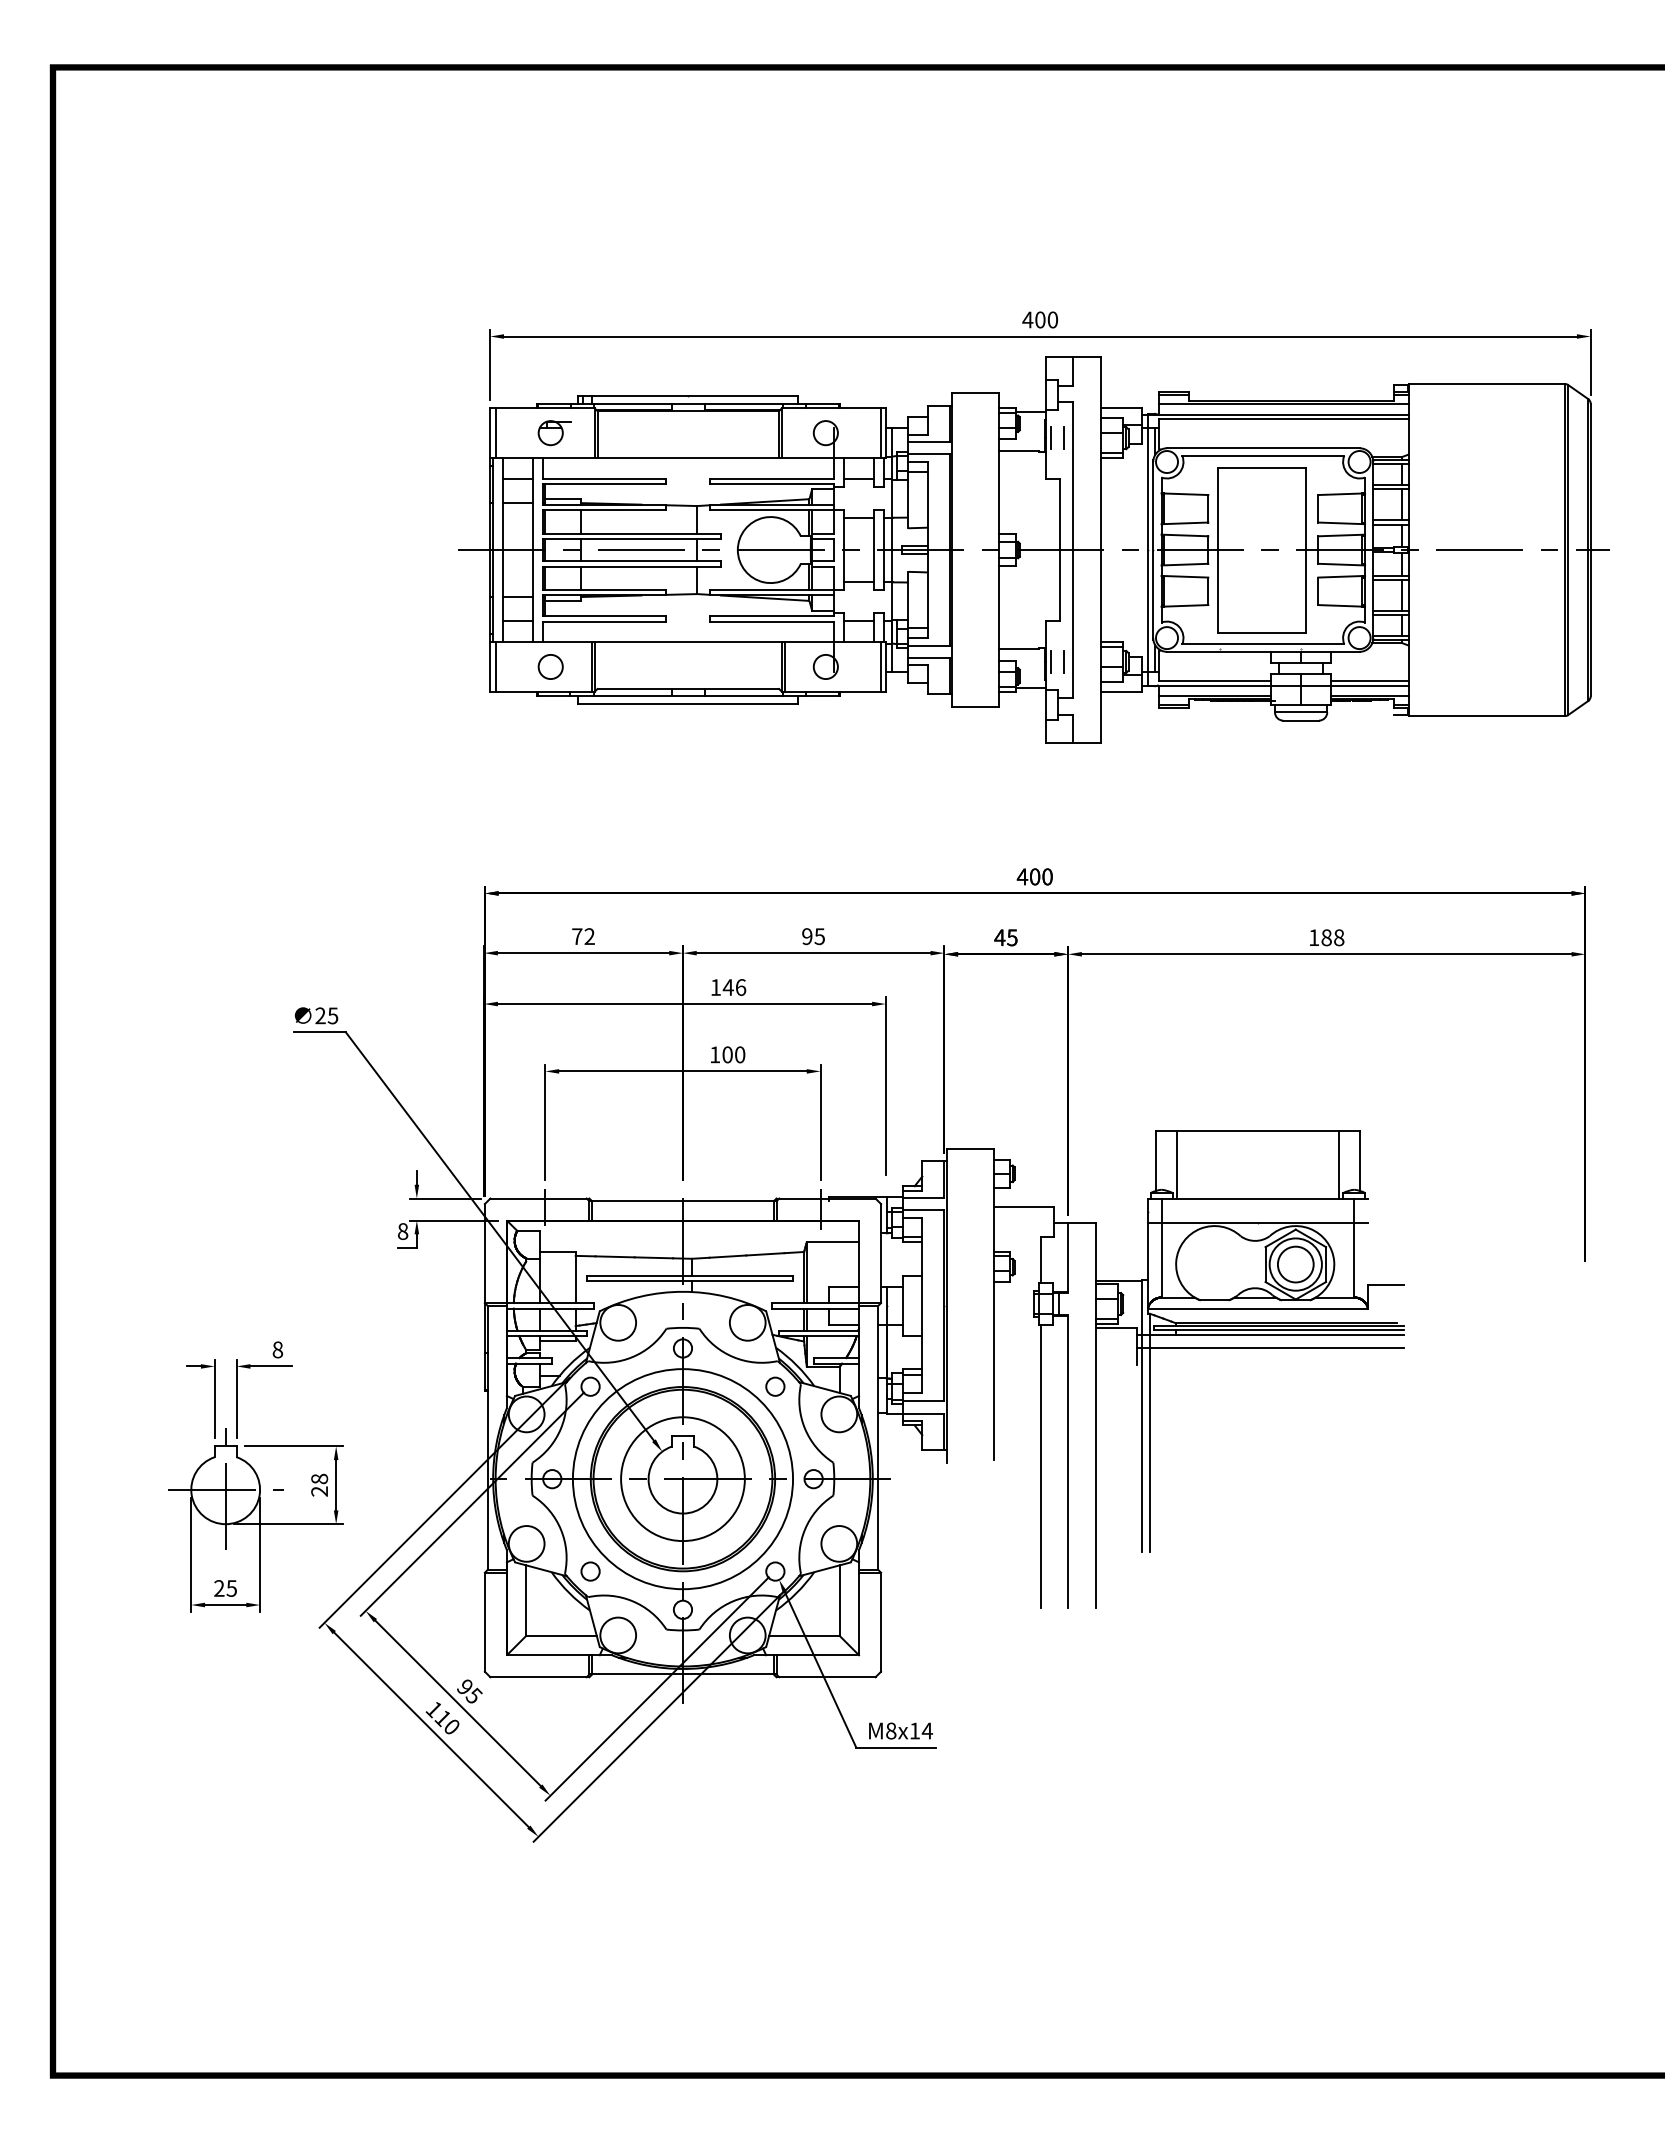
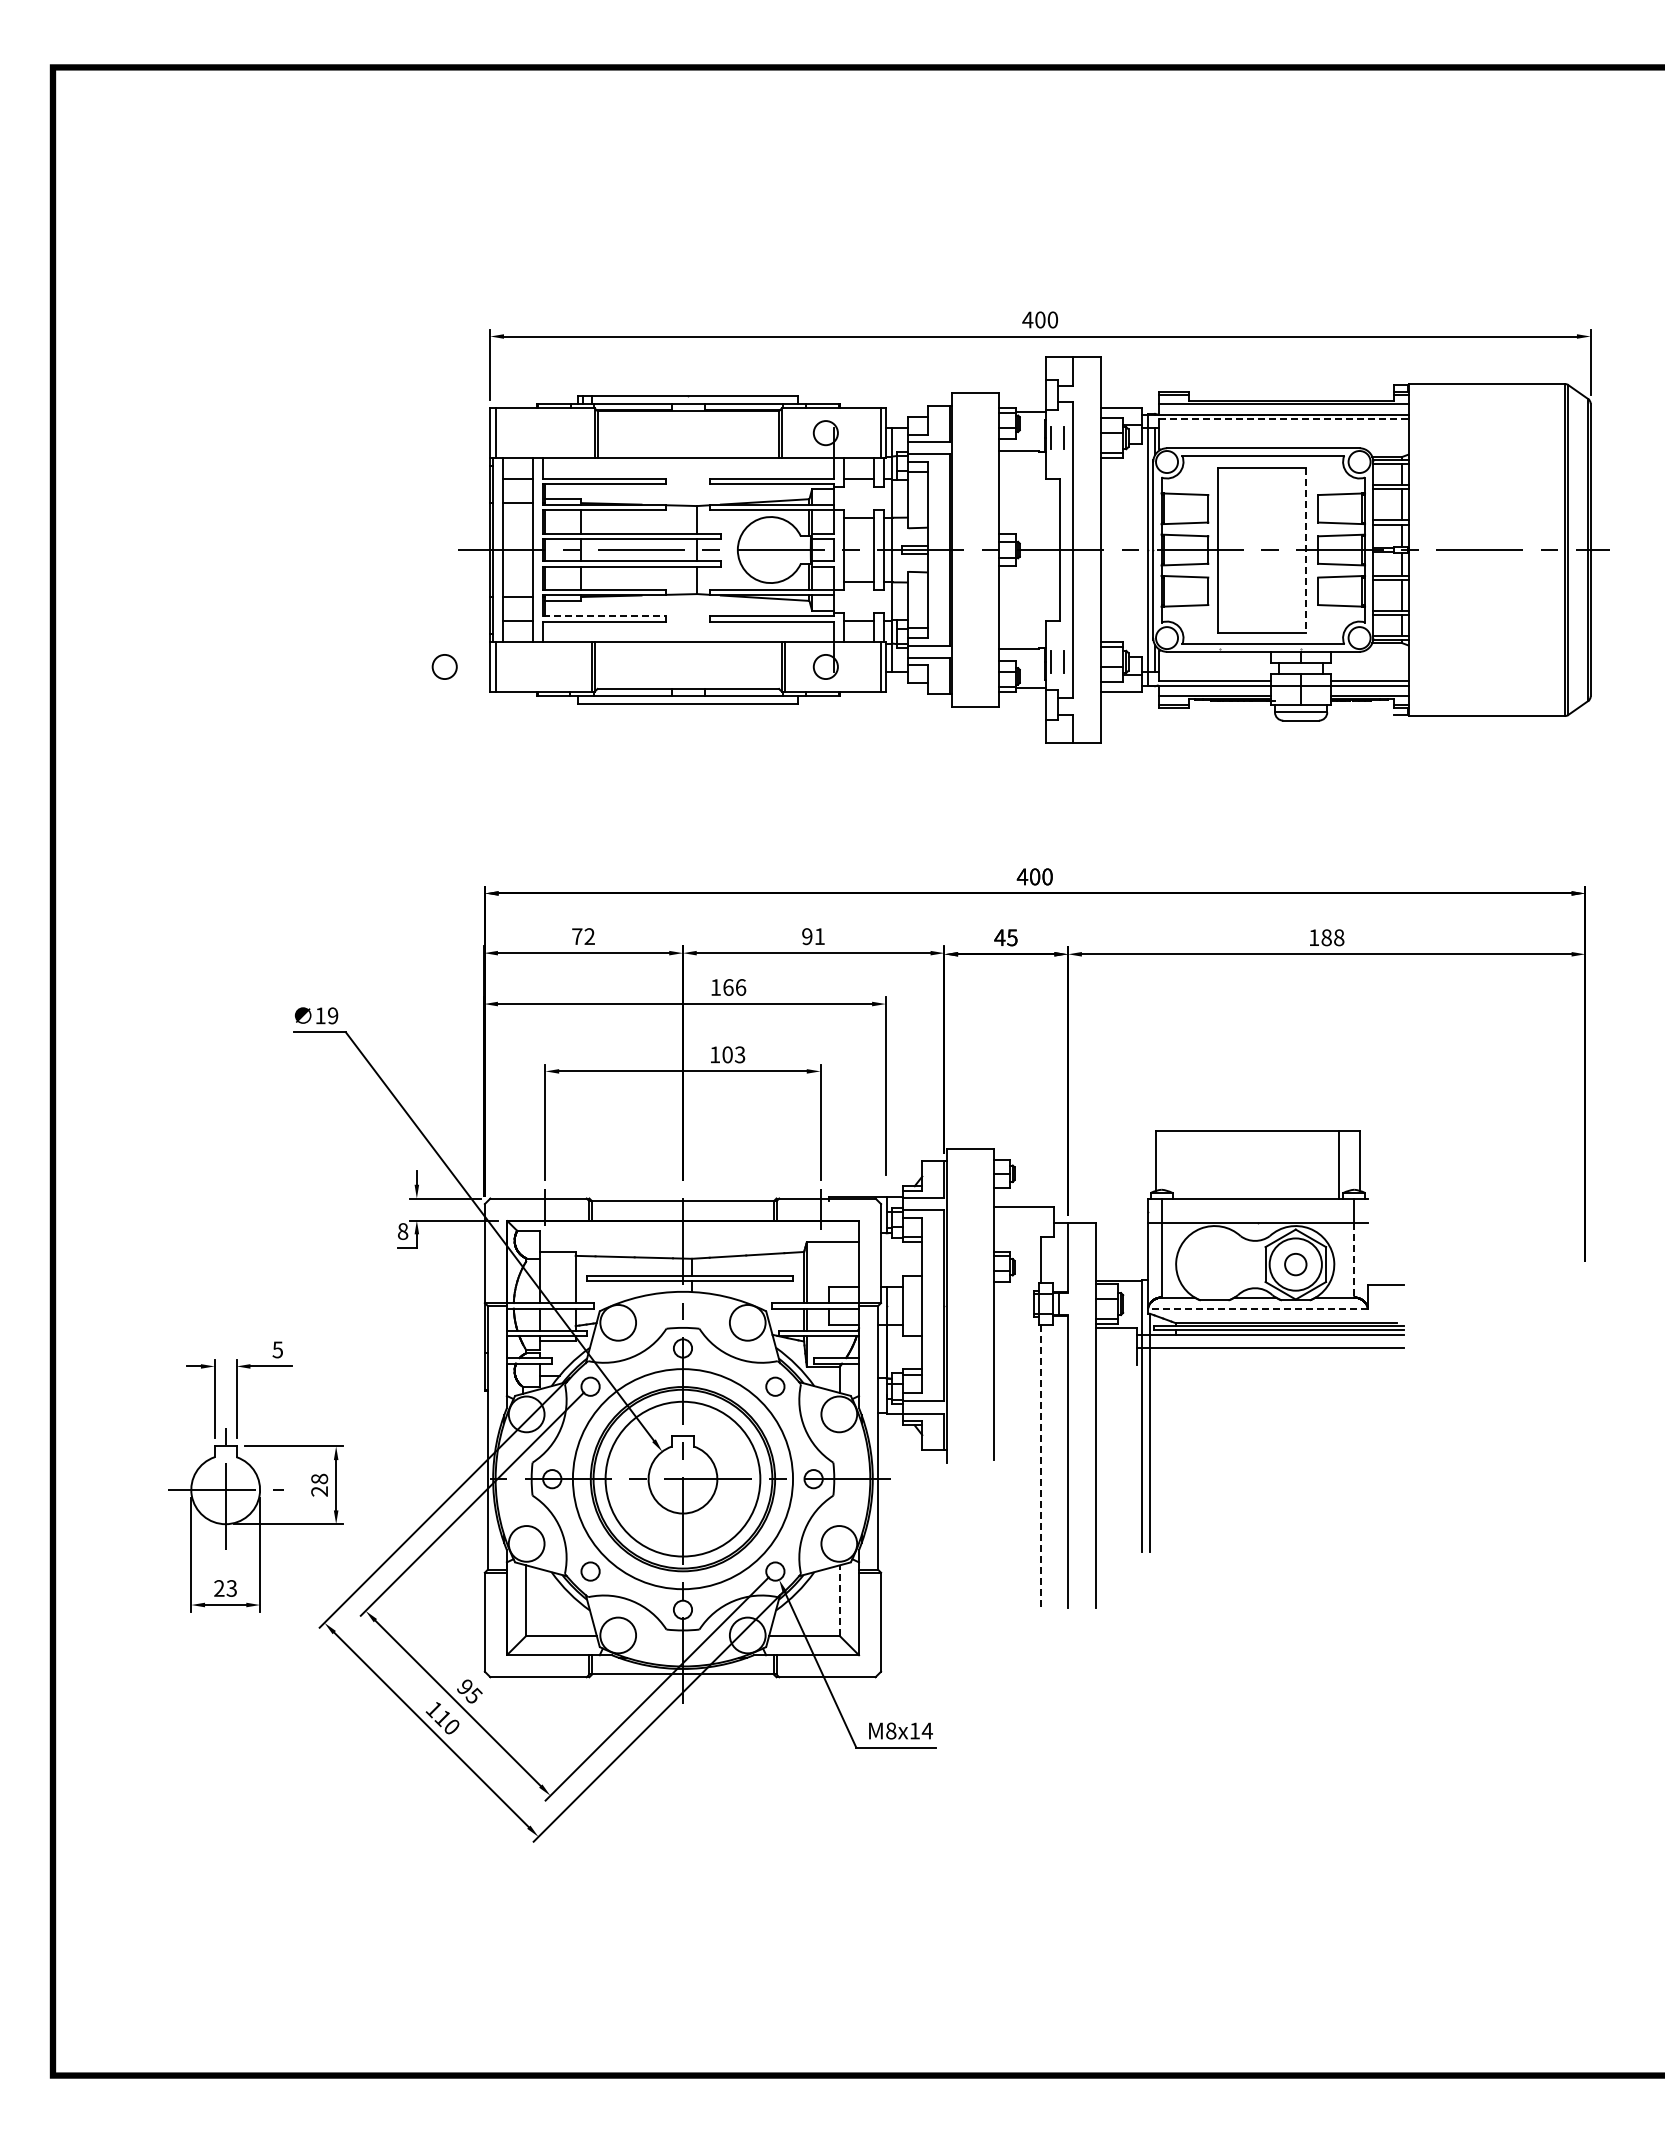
line: solid -> dashed (1284, 419)
part: present -> none (554, 433)
line: solid -> dashed (1305, 550)
line: solid -> dashed (604, 616)
circle position: (550, 666) -> (444, 666) (444, 666)
text: 95 -> 91 (819, 936)
text: 146 -> 166 (727, 987)
text: 25 -> 19 (326, 1015)
text: 100 -> 103 (739, 1054)
line: present -> none (1176, 1164)
line: solid -> dashed (1354, 1260)
circle diameter: 36 px -> 21 px (1295, 1264)
line: solid -> dashed (1257, 1308)
text: 8 -> 5 (277, 1349)
line: solid -> dashed (1040, 1466)
circle diameter: 124 px -> 155 px (682, 1478)
text: 25 -> 23 (231, 1588)
line: solid -> dashed (839, 1600)
